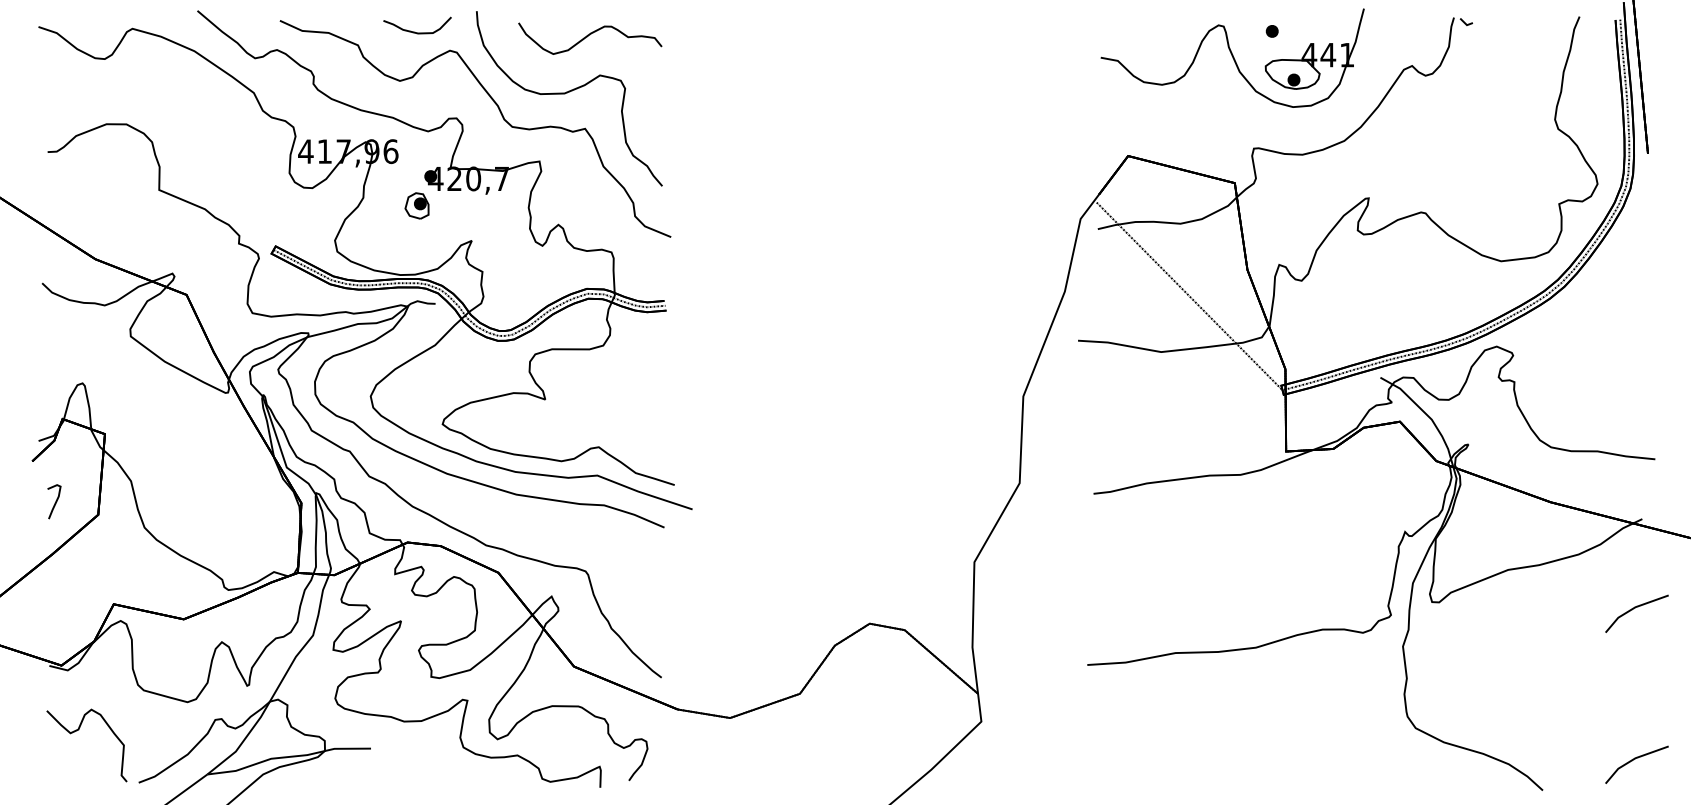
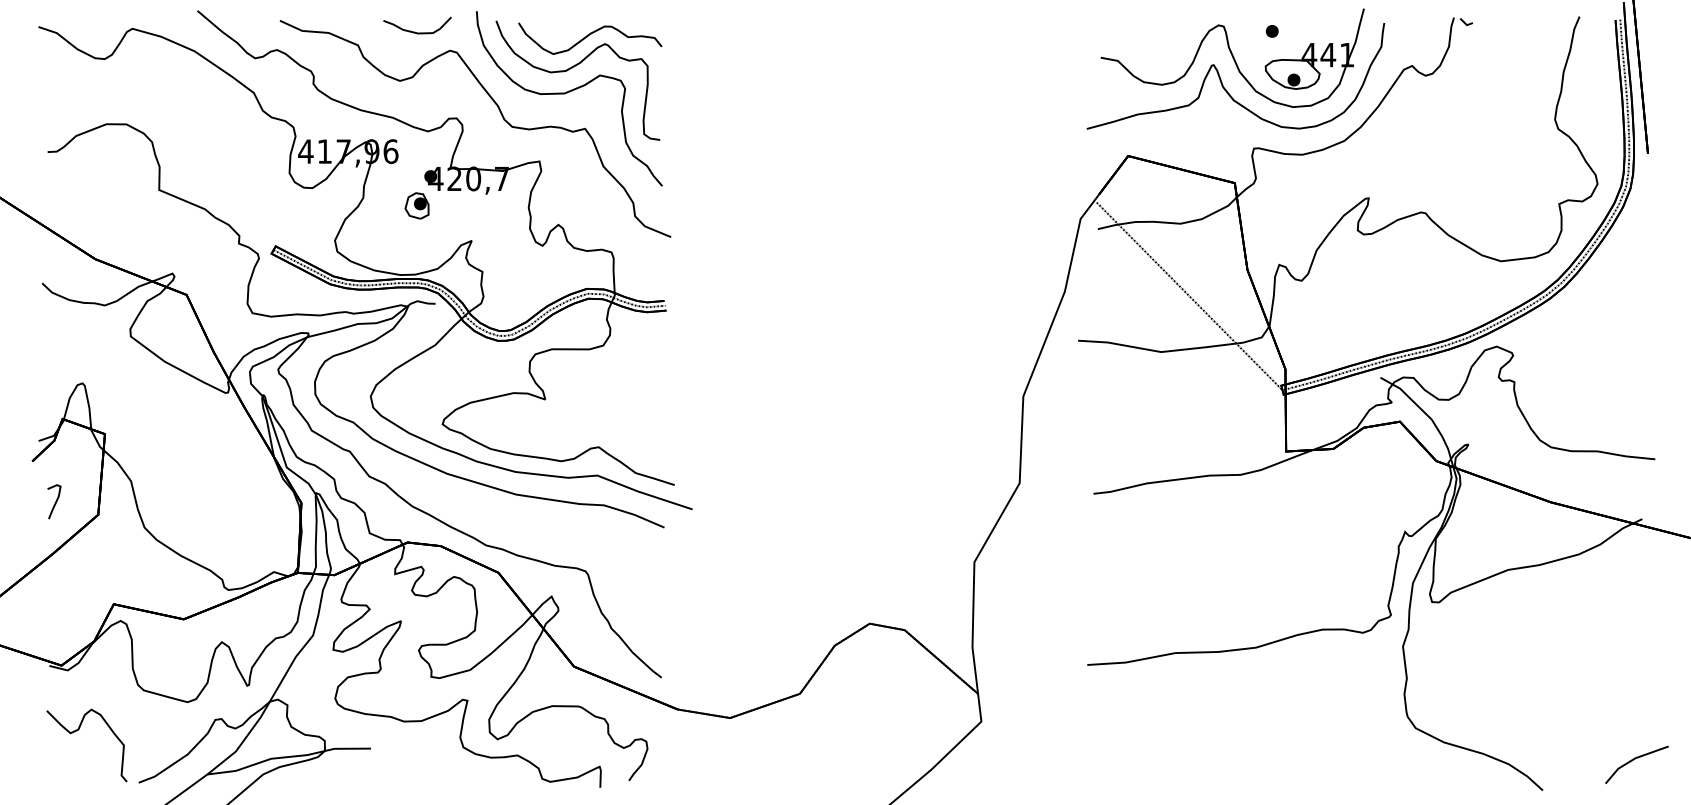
part: none -> present (572, 68)
part: none -> present (1221, 79)
part: present -> none (1636, 613)
